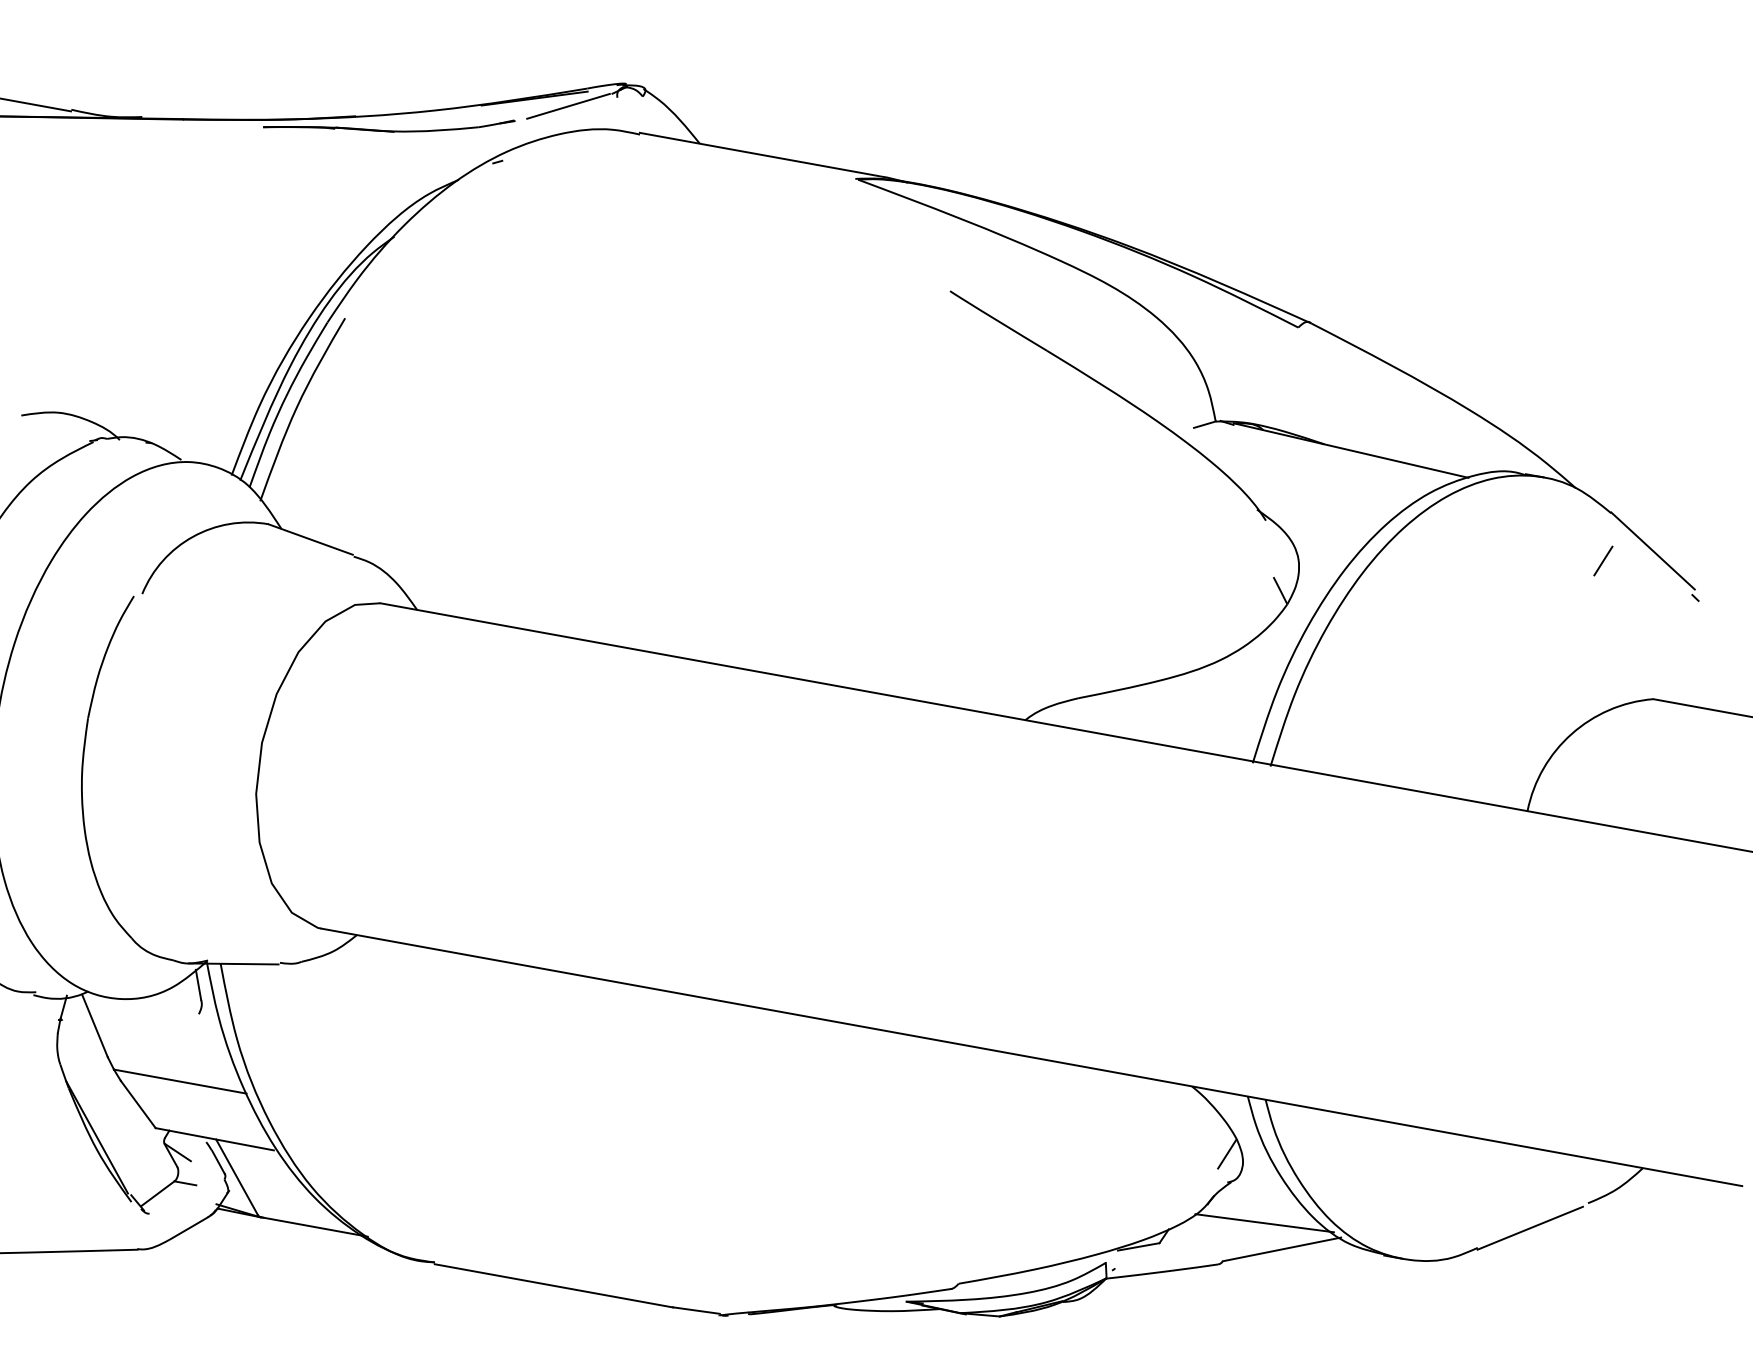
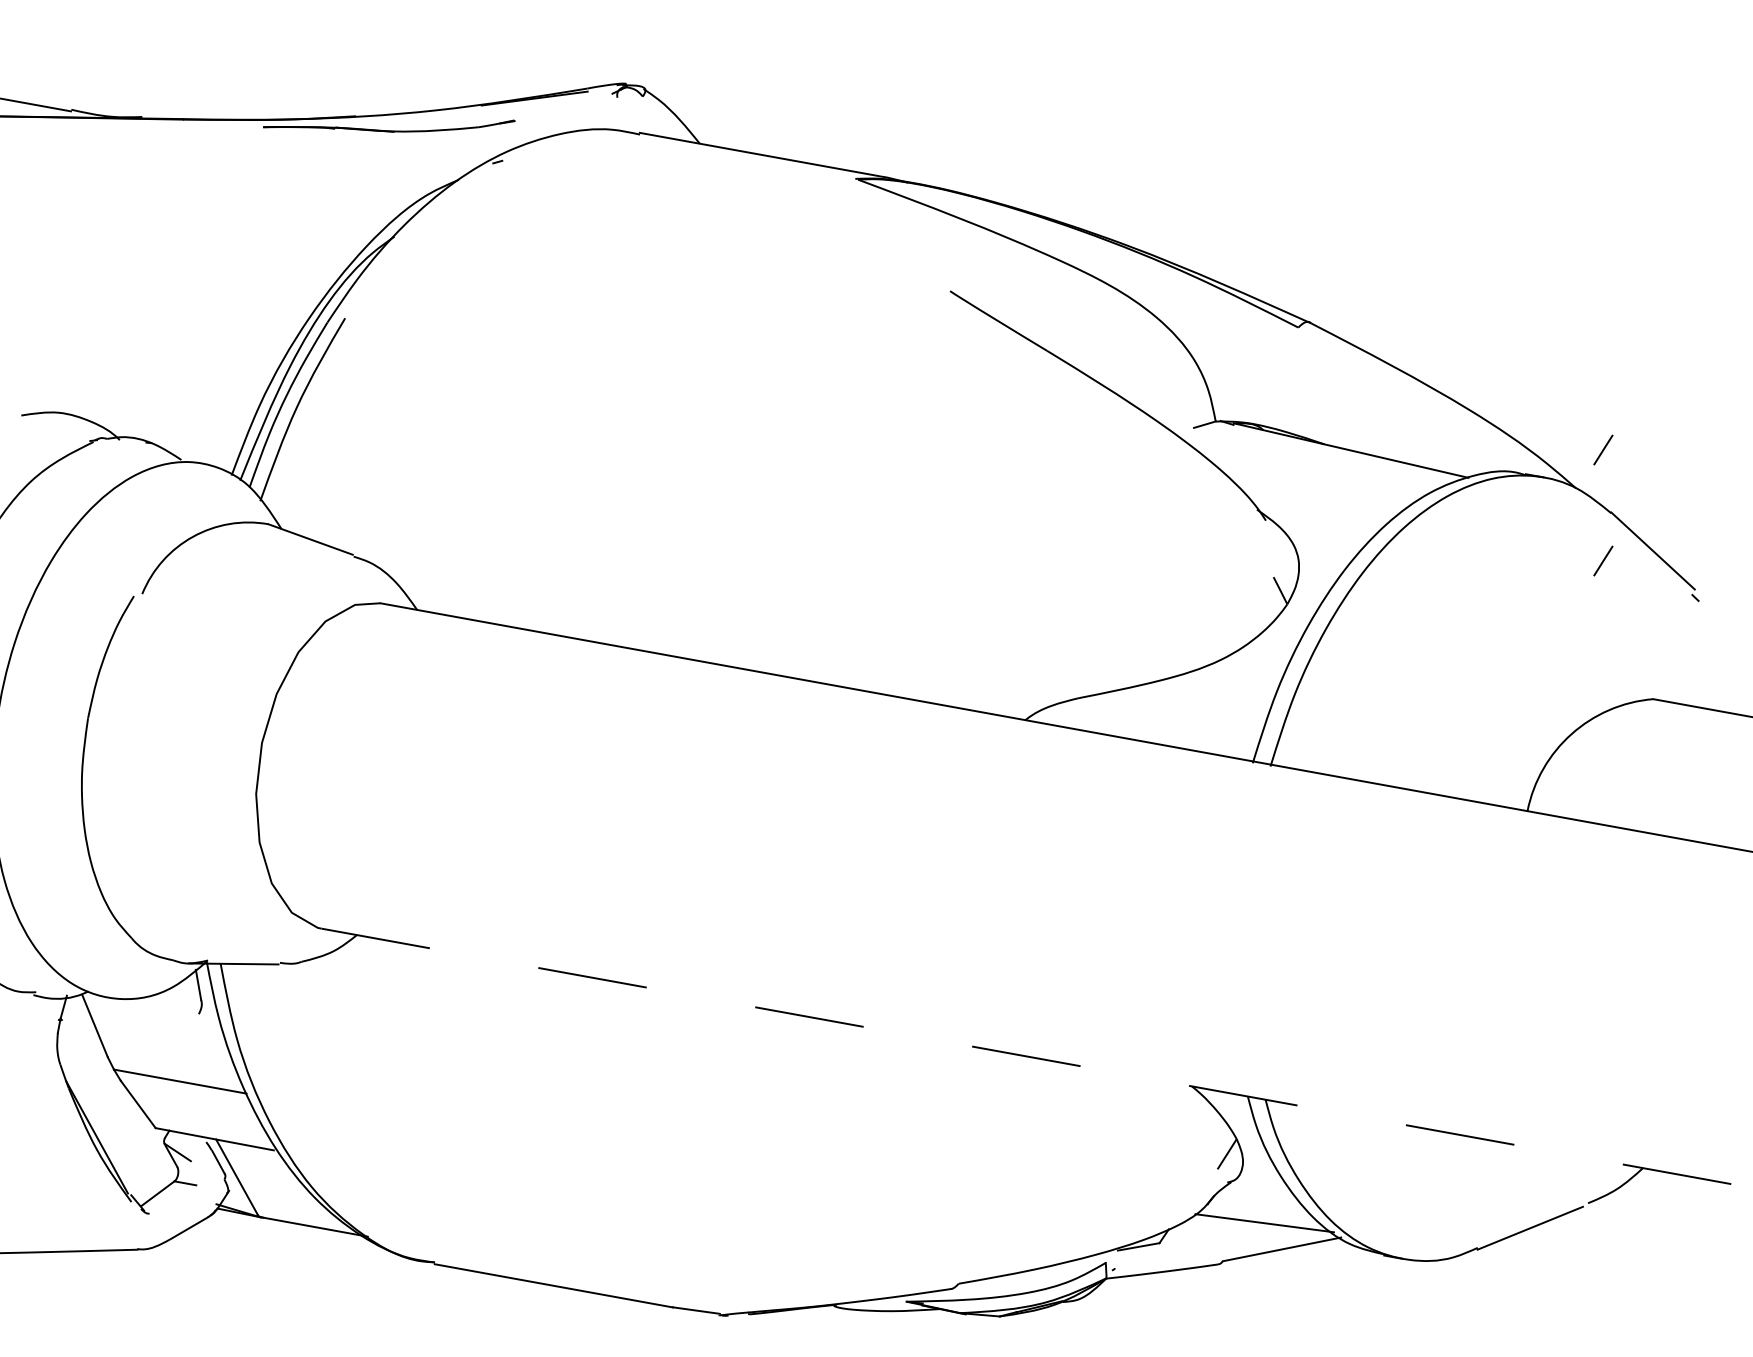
line: present -> none (568, 105)
line: none -> present (1603, 449)
line: solid -> dashed (1031, 1057)
